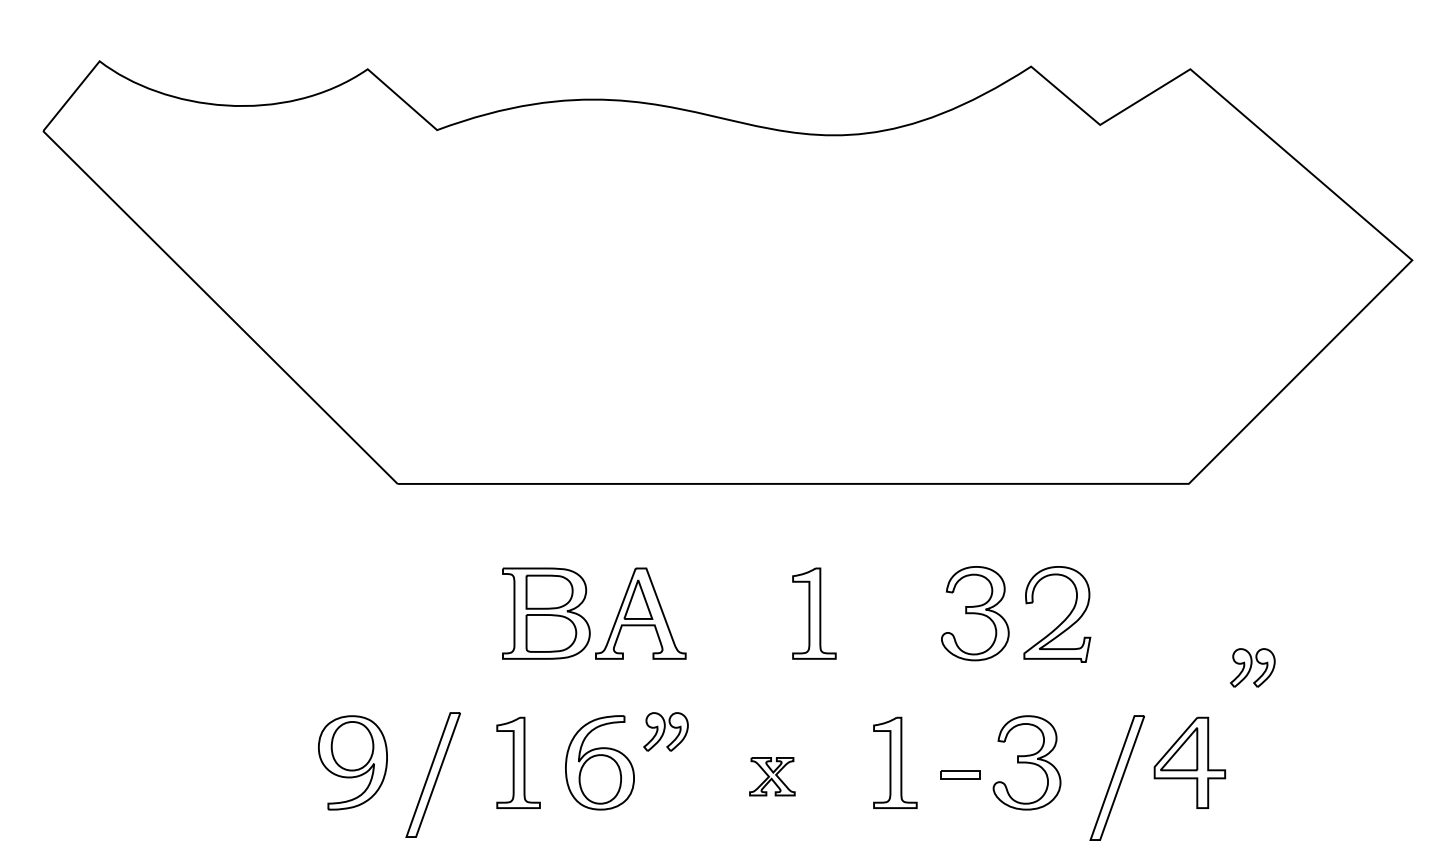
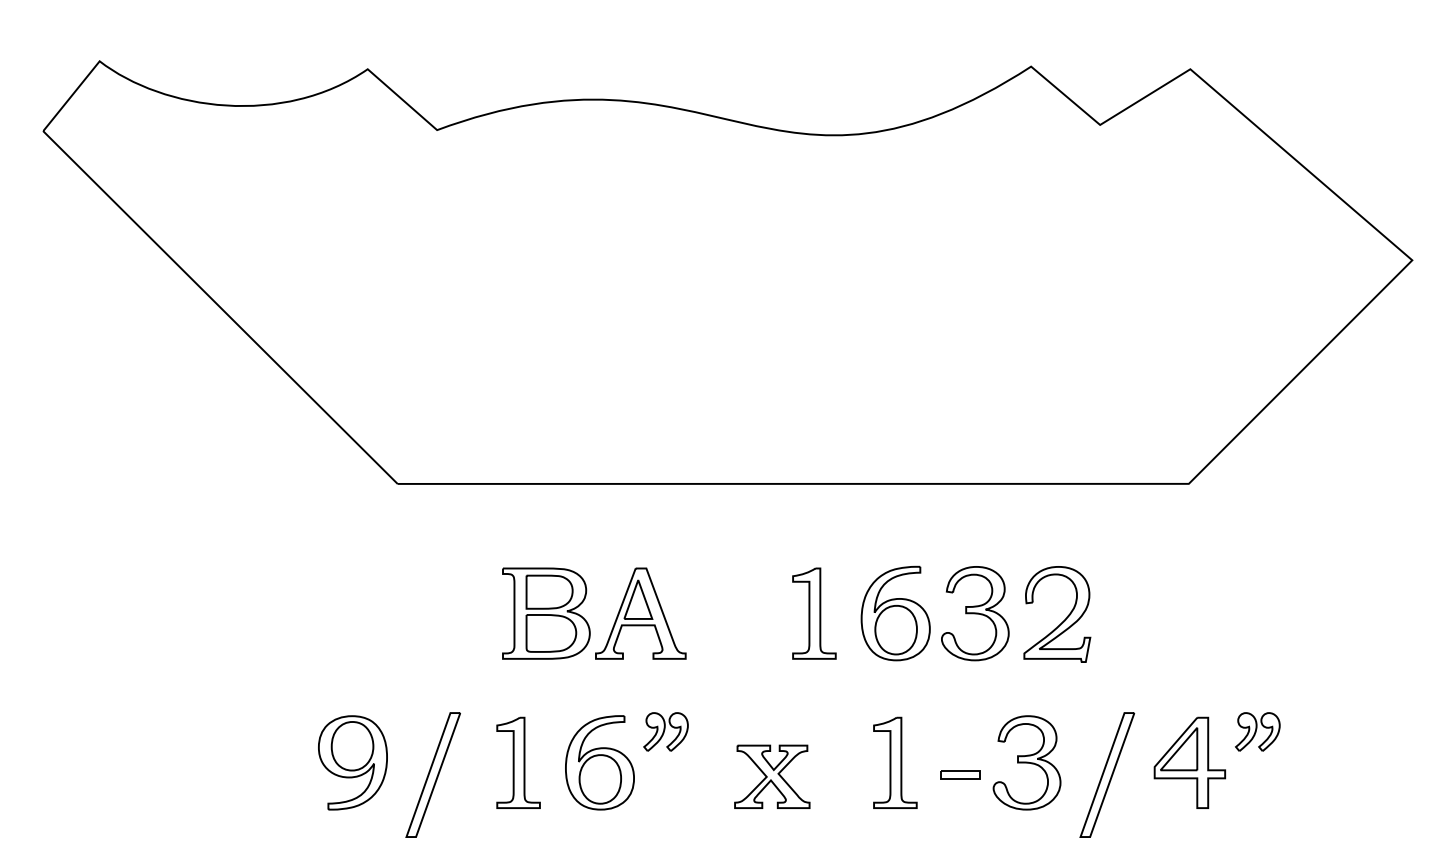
part: none -> present (895, 613)
part position: (1252, 667) -> (1257, 731) (1257, 731)
part size: 47x40 px -> 77x65 px (772, 776)
part position: (1117, 777) -> (1107, 774) (1107, 774)
